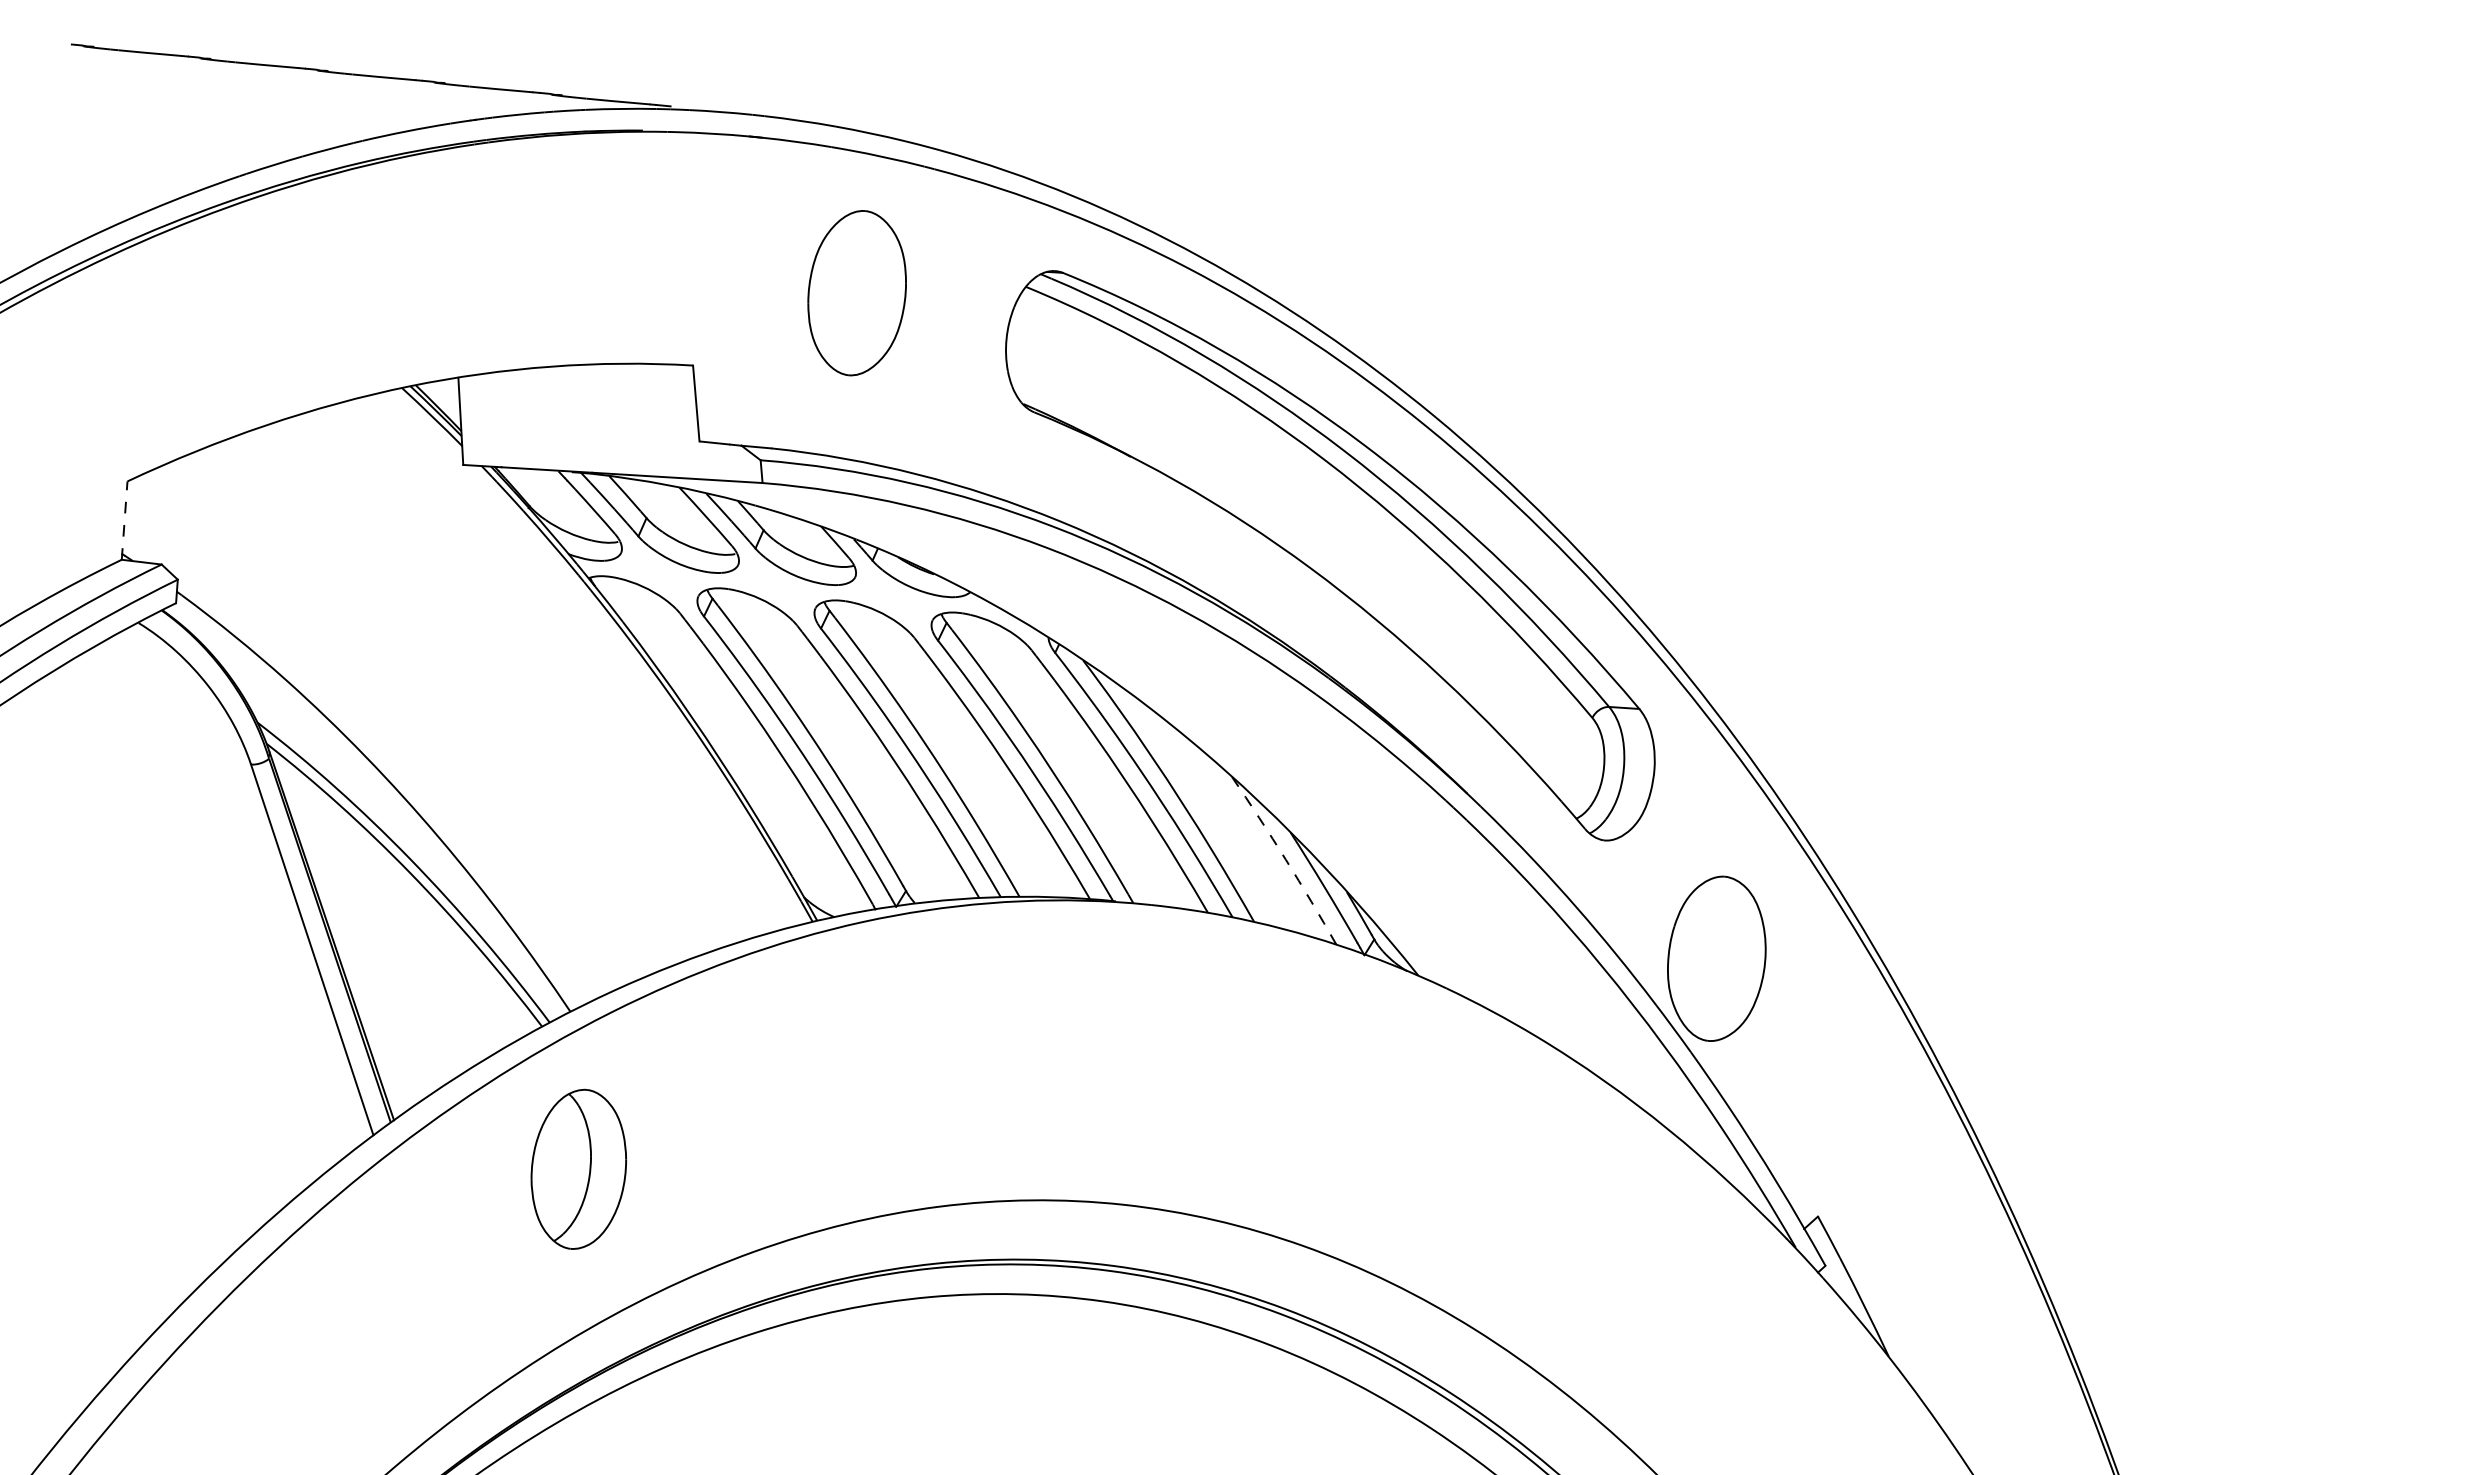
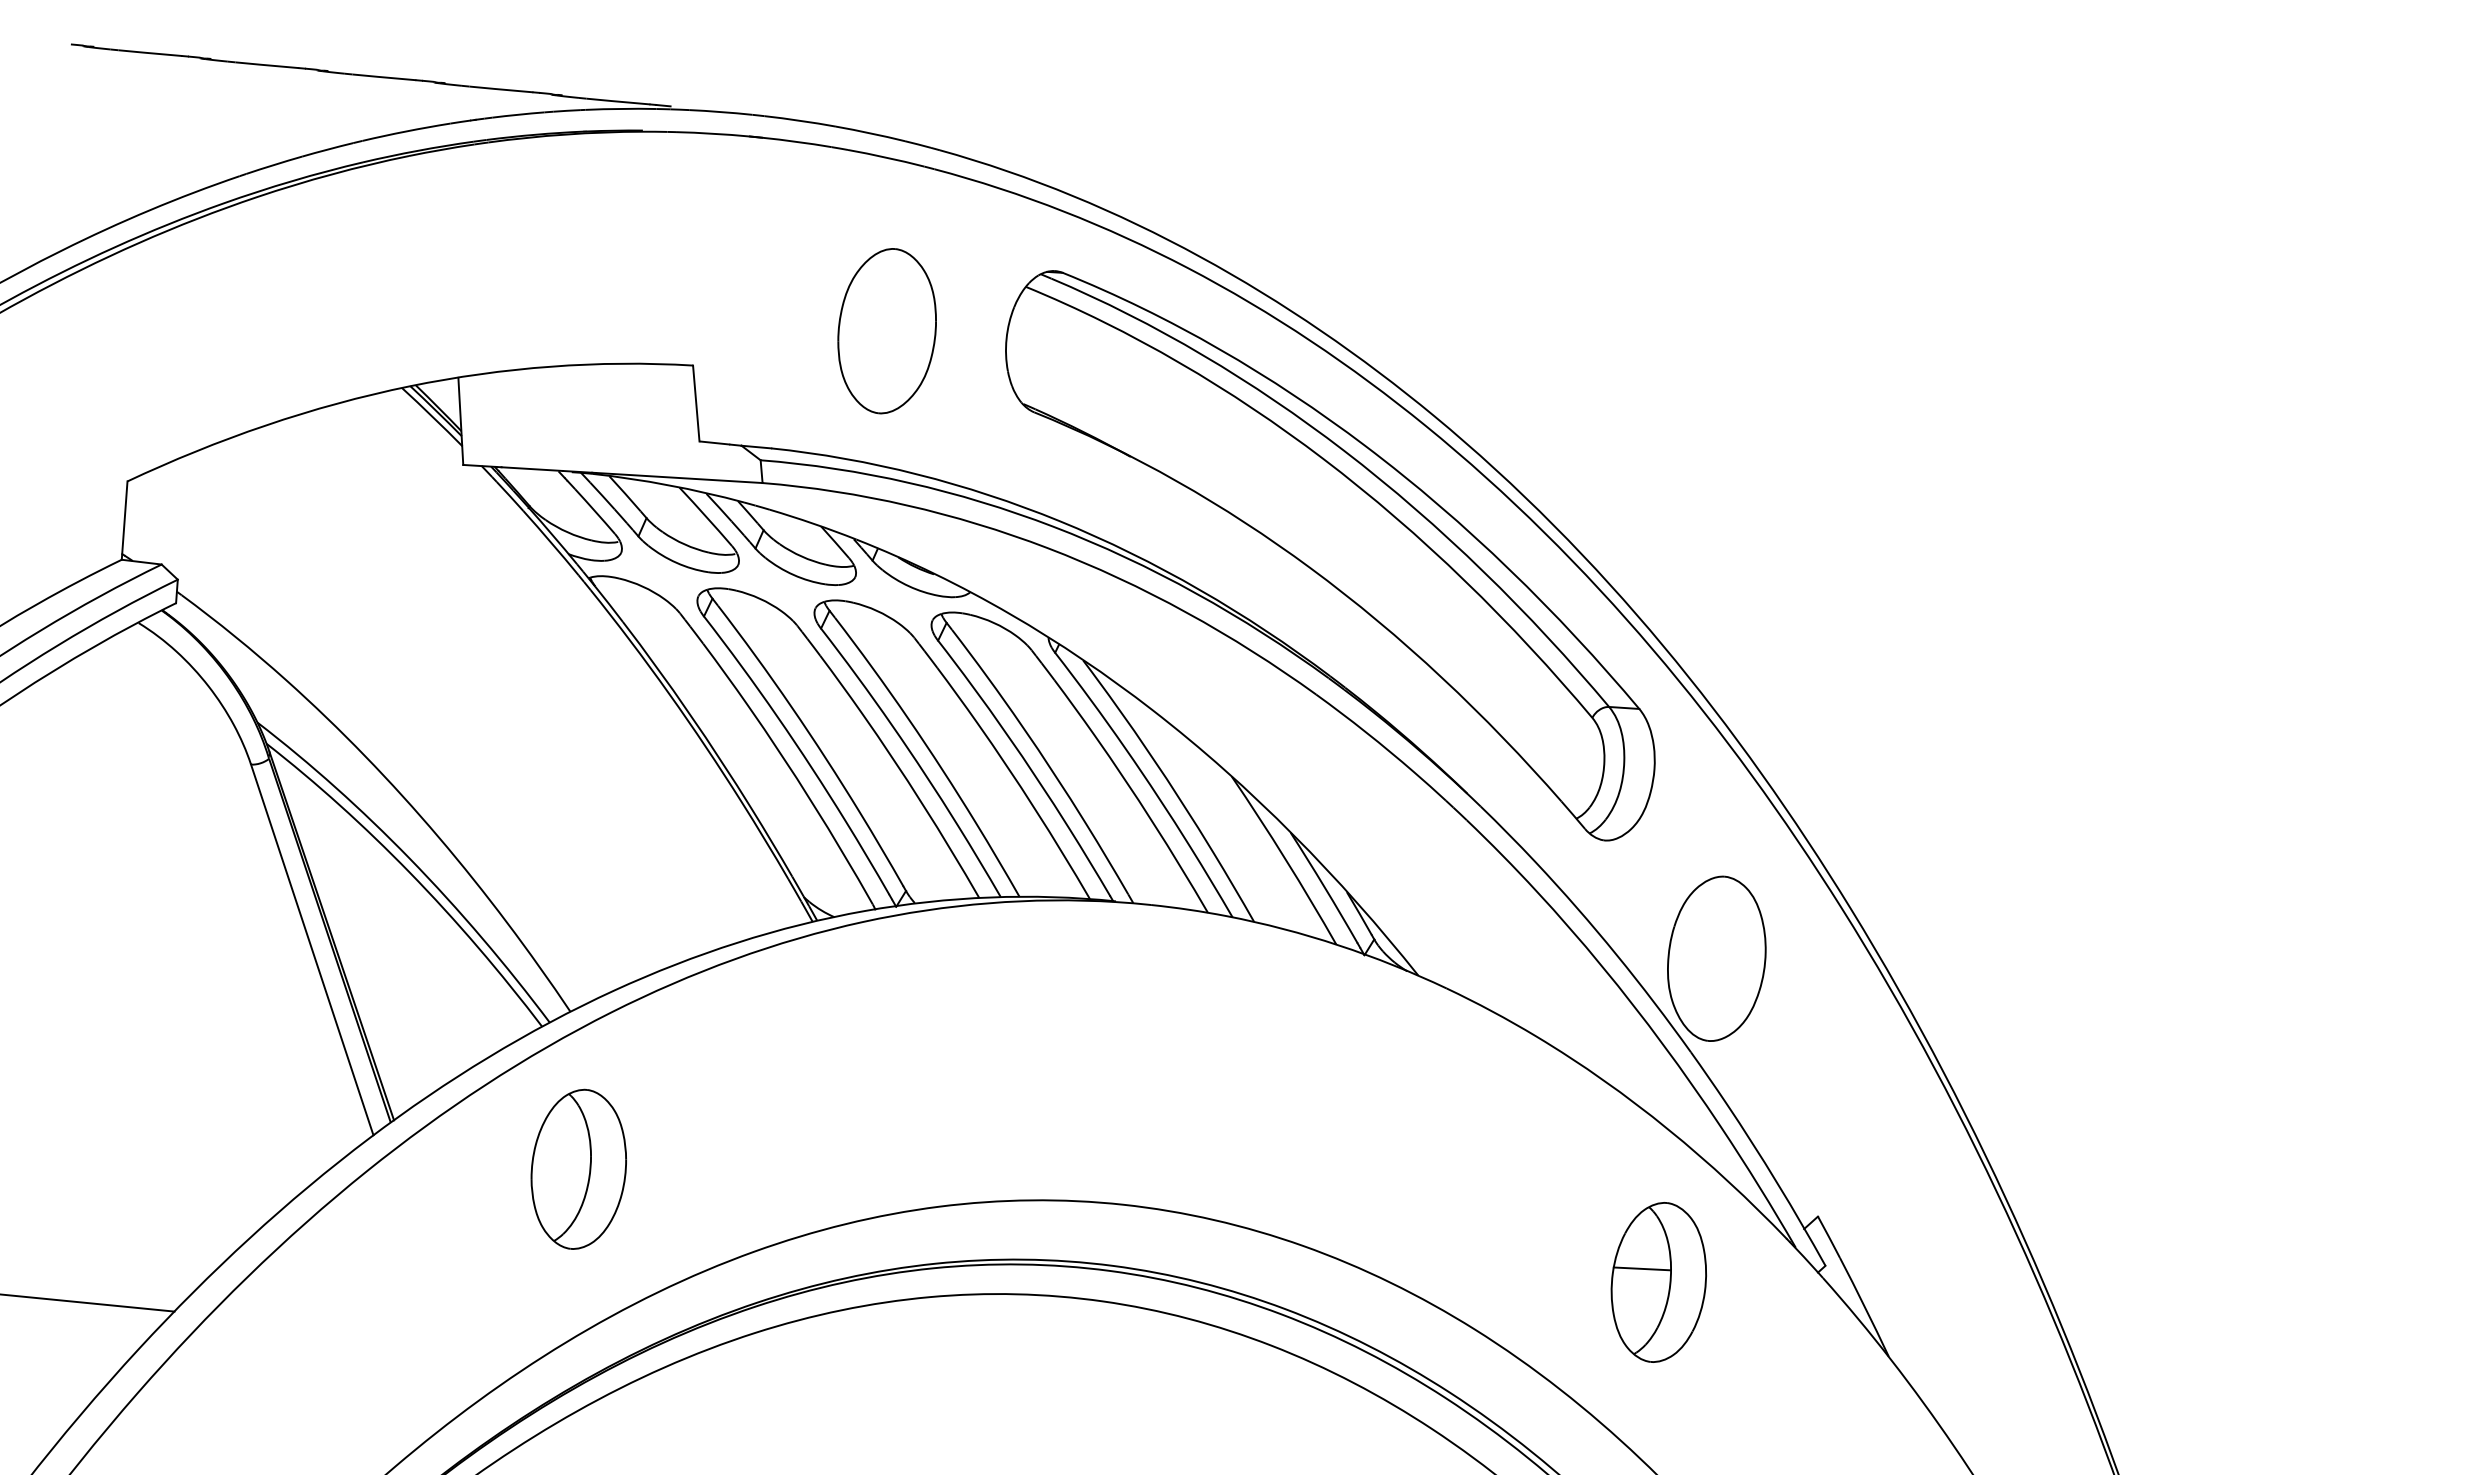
part position: (856, 293) -> (886, 331) (886, 331)
line: dashed -> solid (124, 520)
arc: dashed -> solid (1285, 859)
part: none -> present (1658, 1282)
line: none -> present (88, 1302)
